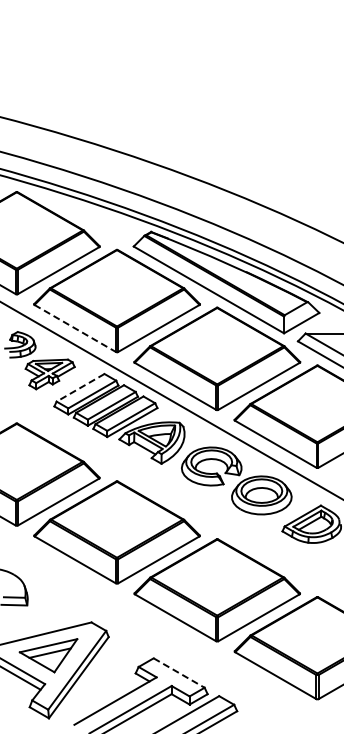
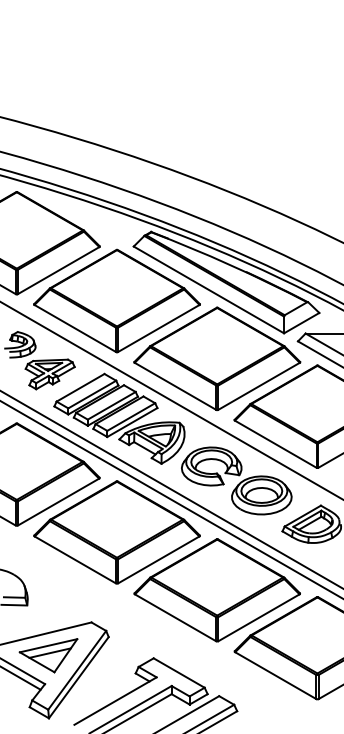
line: dashed -> solid (75, 328)
line: dashed -> solid (80, 387)
line: none -> present (171, 489)
line: none -> present (171, 499)
line: dashed -> solid (179, 673)
